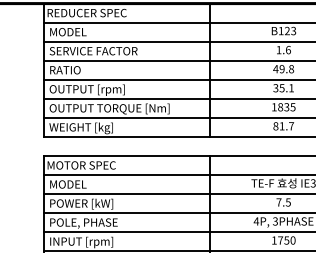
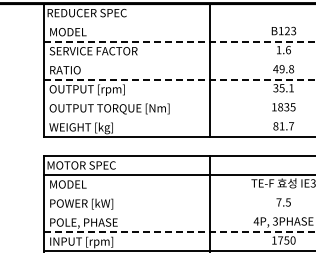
line: present -> none (178, 22)
line: solid -> dashed (180, 41)
line: present -> none (178, 60)
line: solid -> dashed (180, 79)
line: present -> none (178, 98)
line: present -> none (178, 117)
line: present -> none (178, 194)
line: present -> none (178, 213)
line: solid -> dashed (180, 232)
